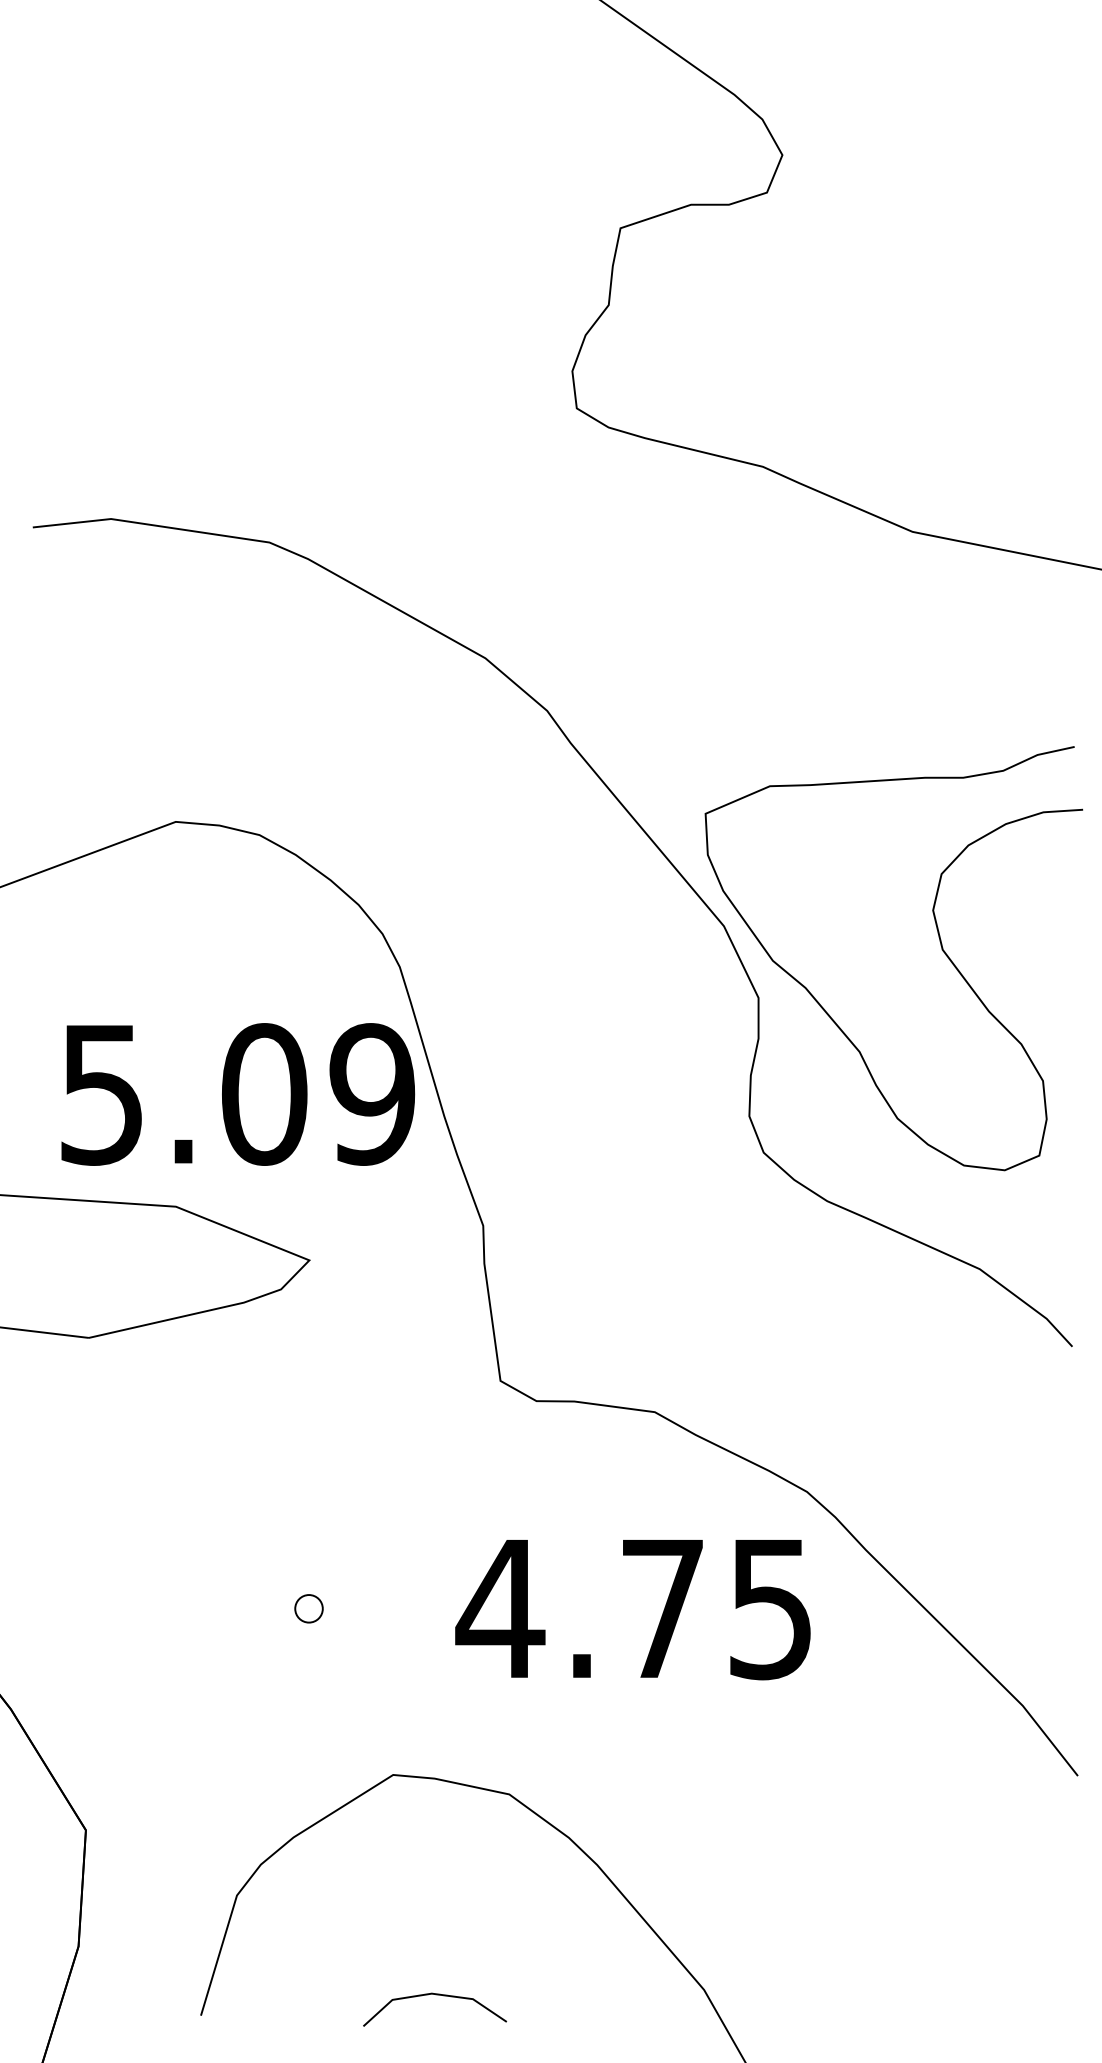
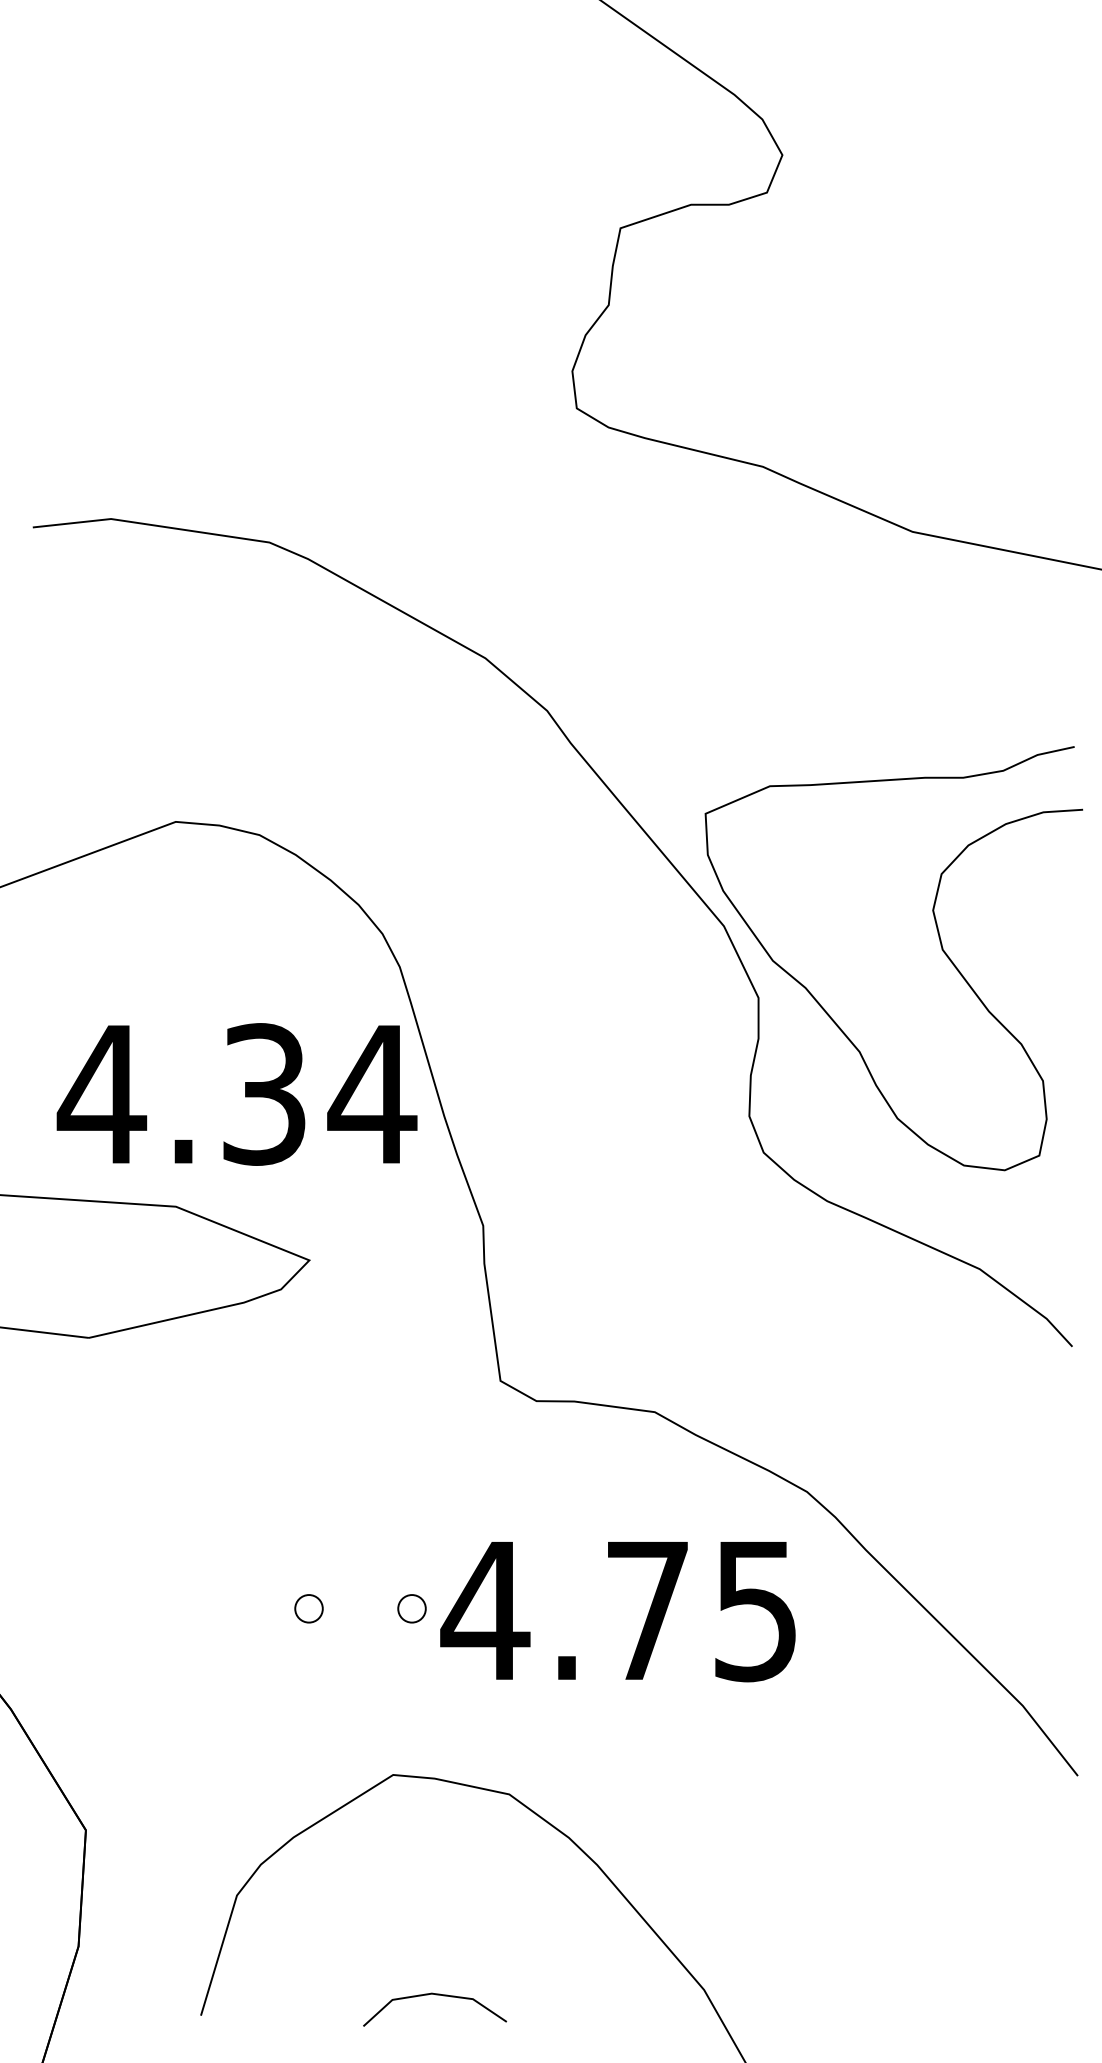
text: 5.09 -> 4.34 (236, 1094)
part: none -> present (411, 1608)
text position: (632, 1610) -> (617, 1612) (617, 1612)
